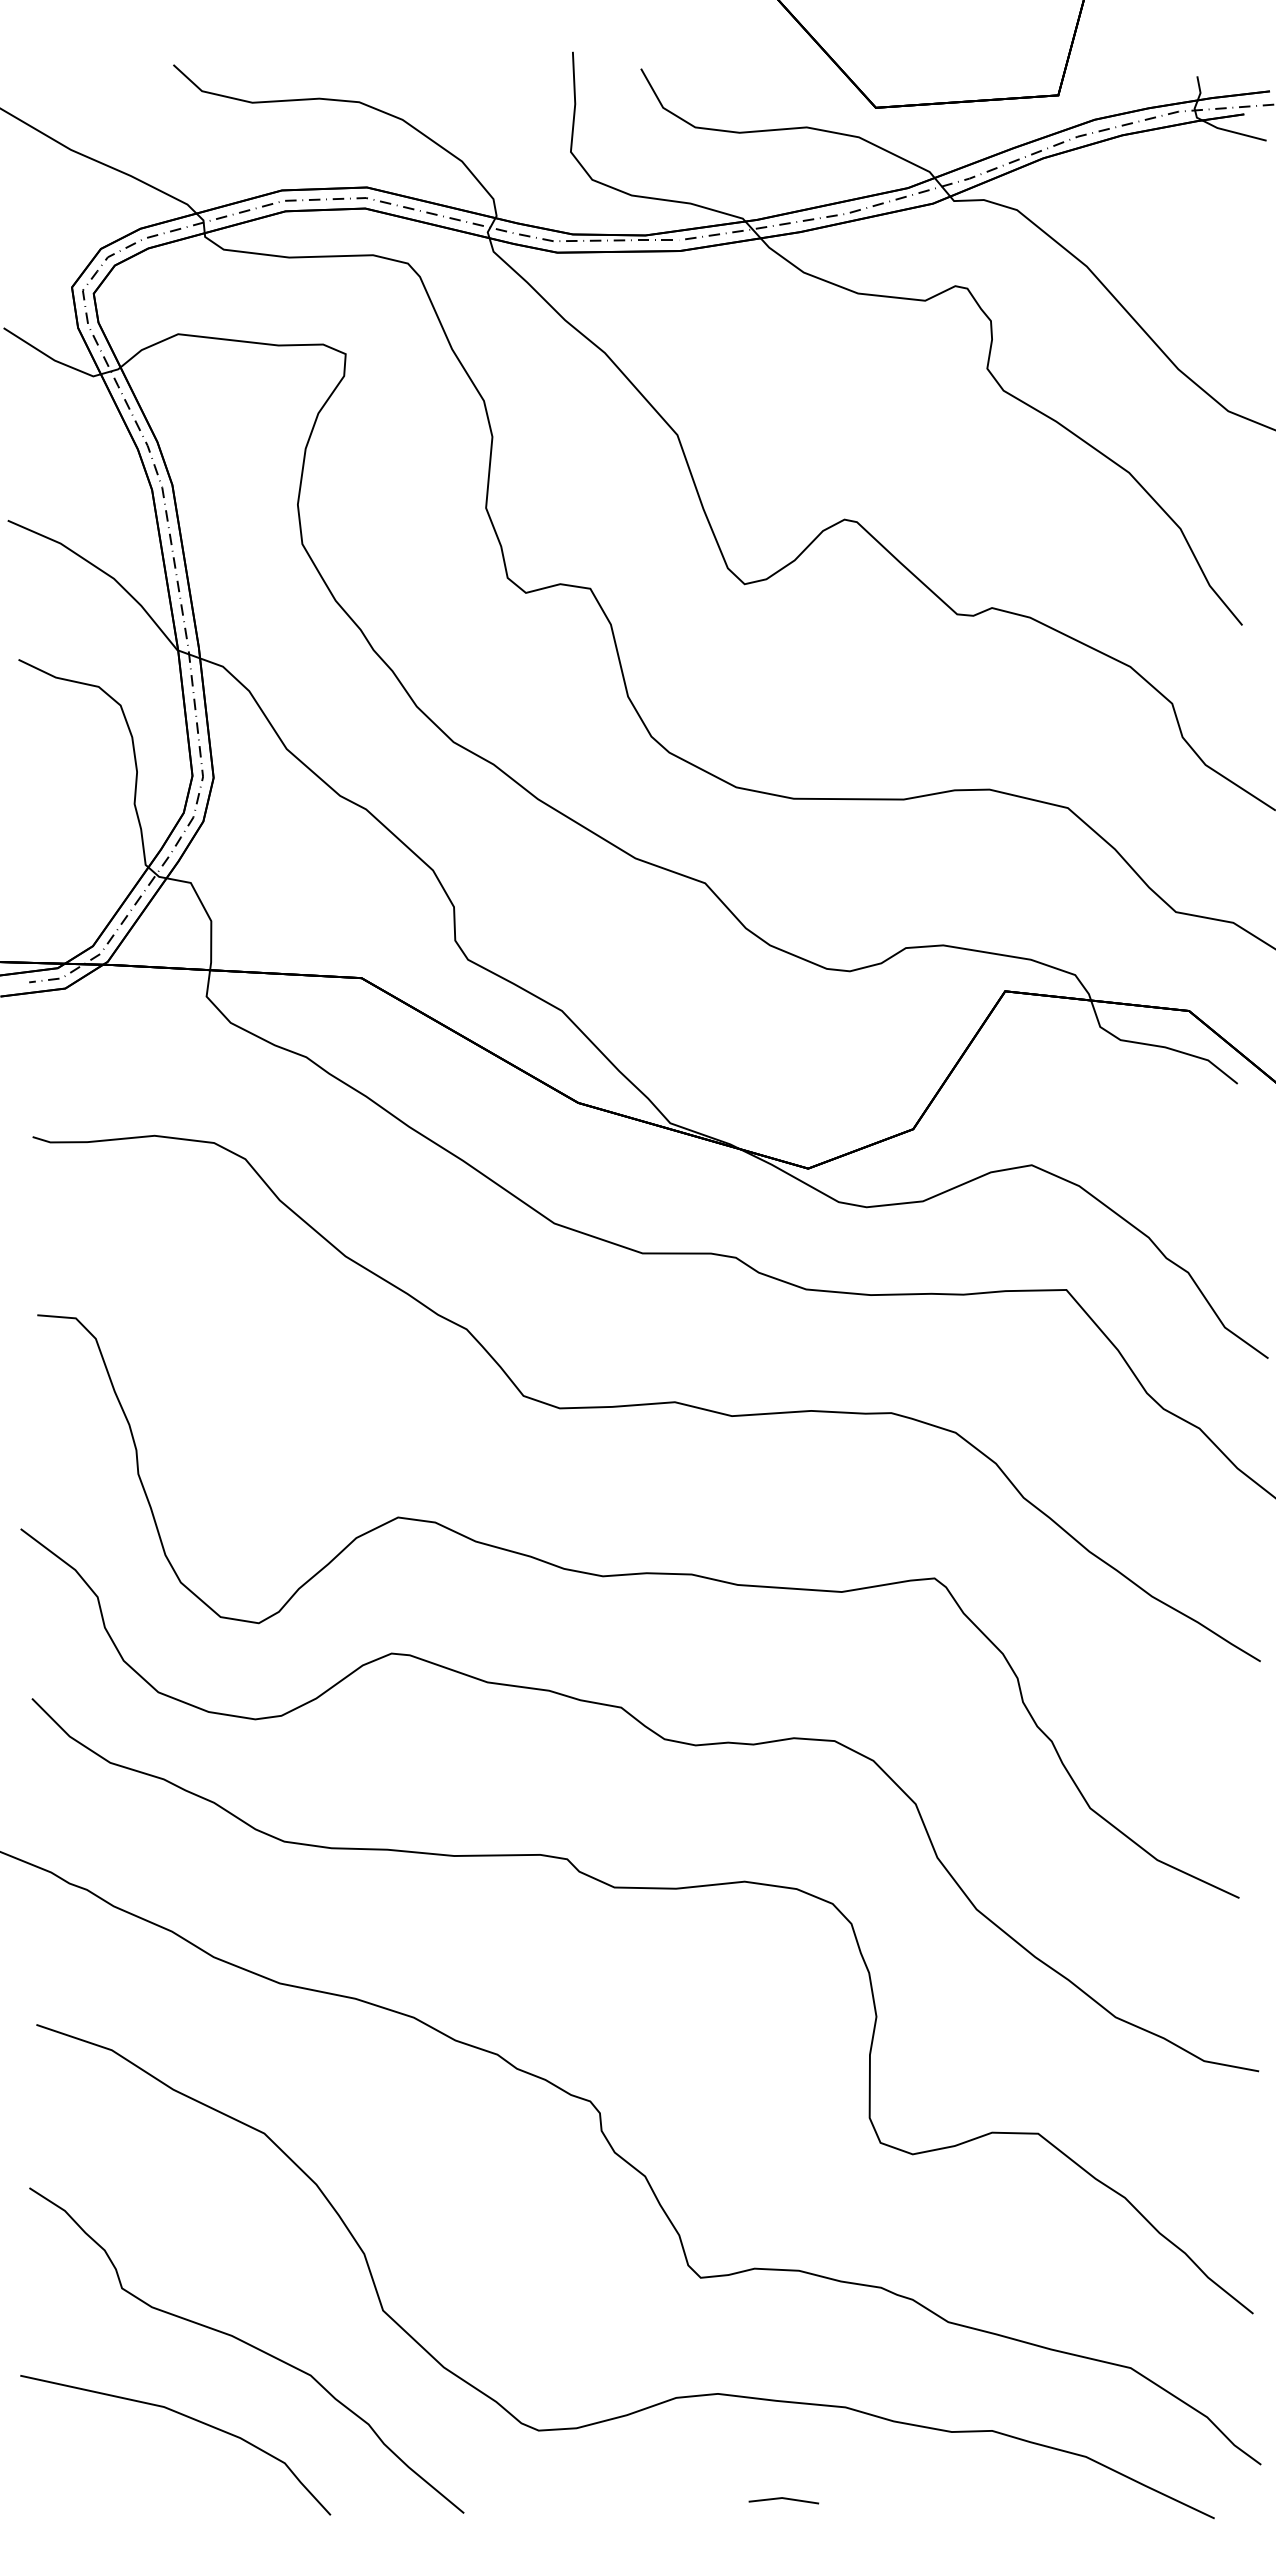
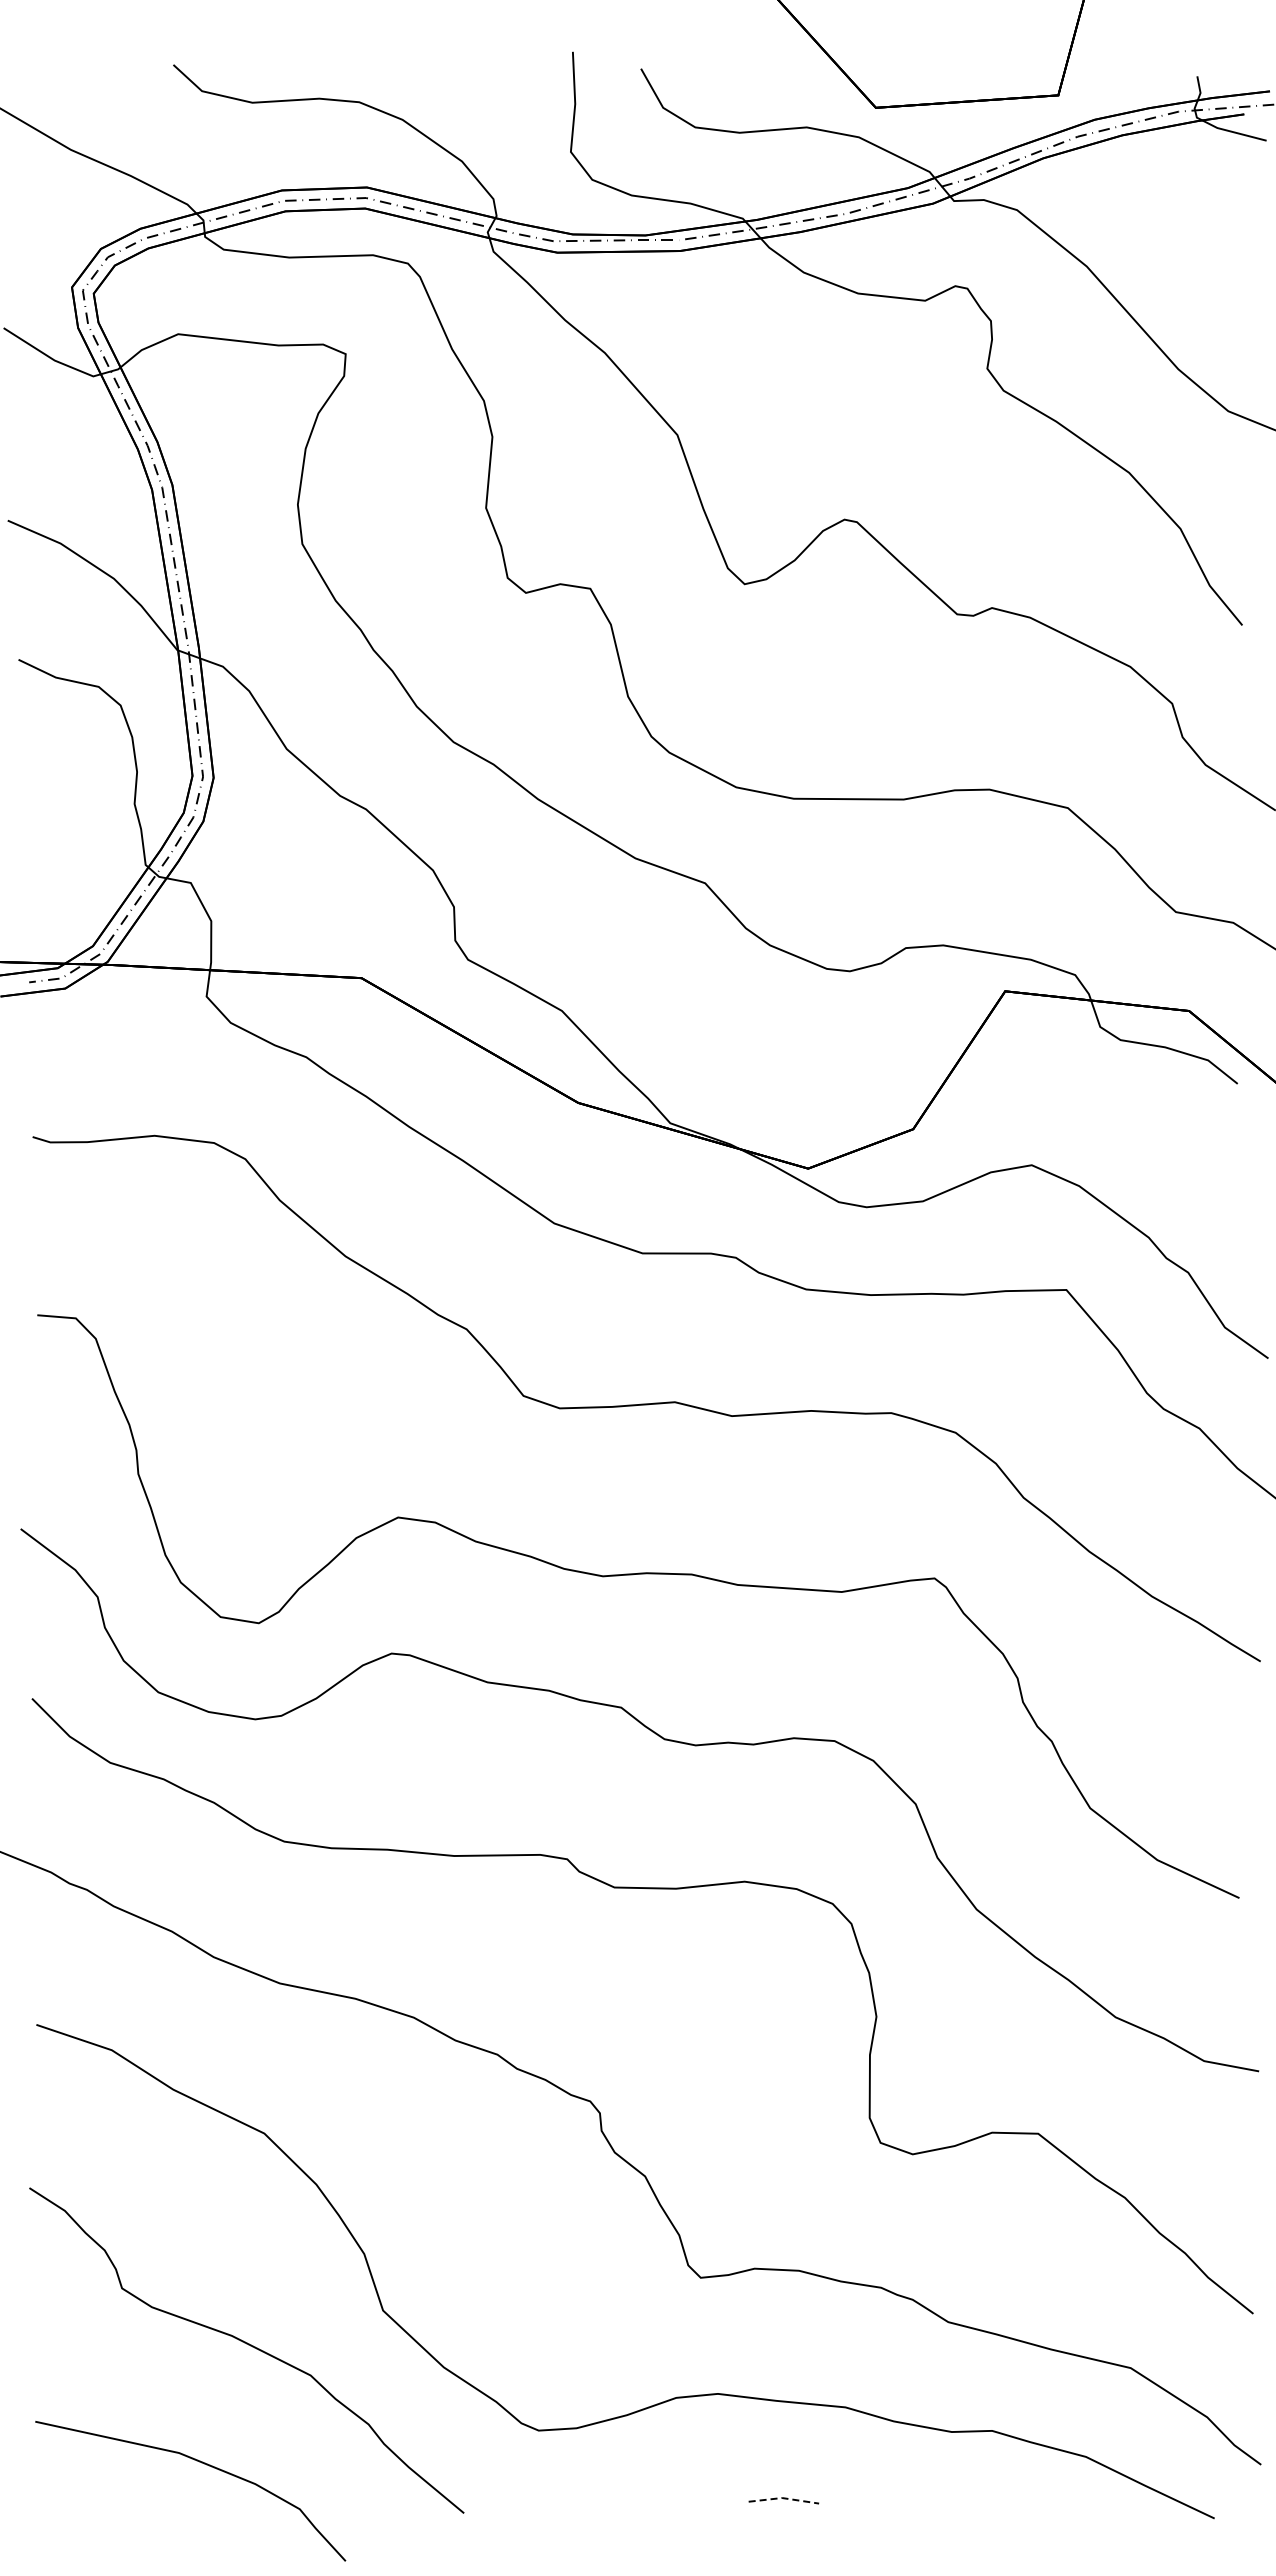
curve position: (186, 2417) -> (201, 2463) (201, 2463)
line: solid -> dashed (784, 2498)
